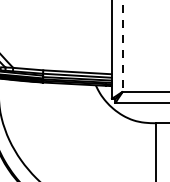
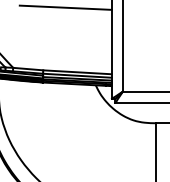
line: none -> present (65, 7)
line: dashed -> solid (122, 46)
